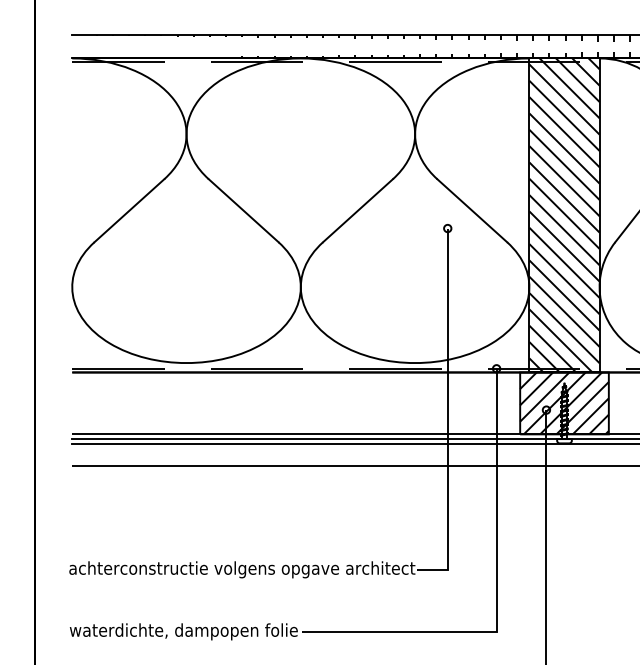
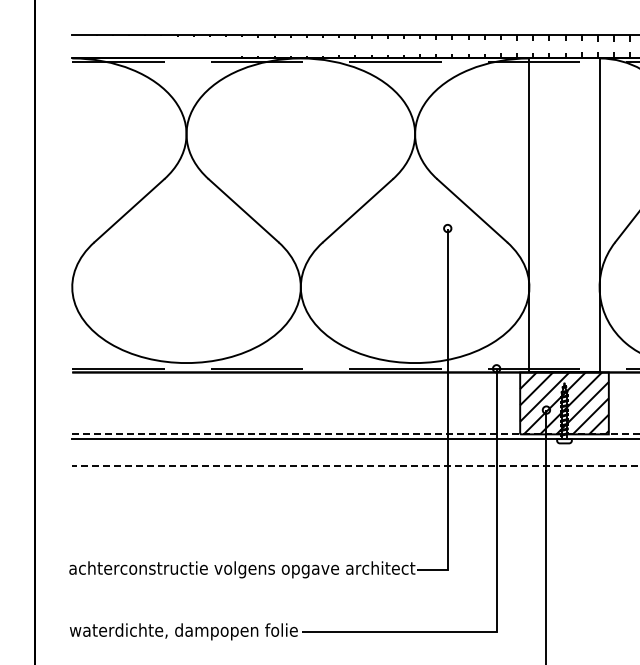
hatch: present -> none (564, 215)
line: present -> none (354, 443)
line: solid -> dashed (639, 465)
